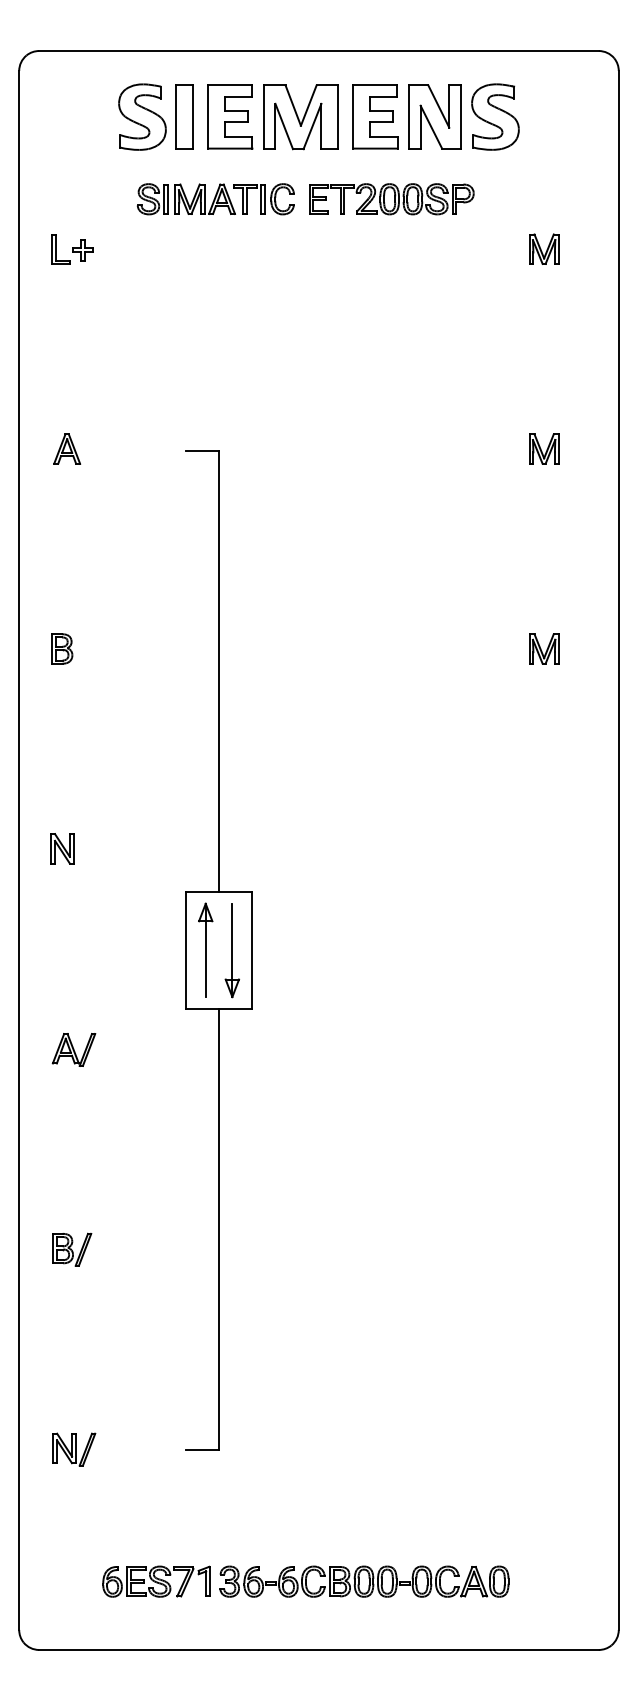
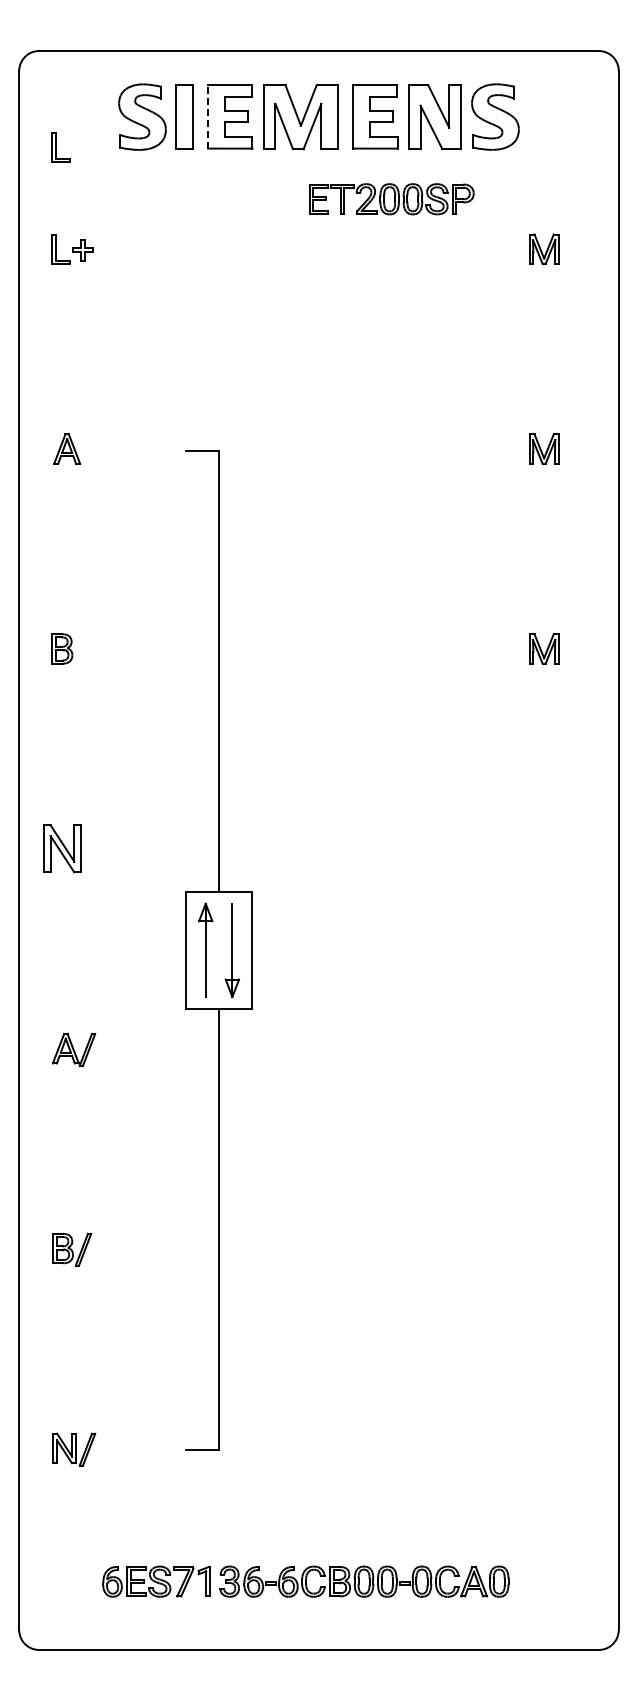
line: solid -> dashed (208, 117)
part: none -> present (60, 147)
part: present -> none (215, 199)
part size: 25x32 px -> 39x50 px (62, 848)
